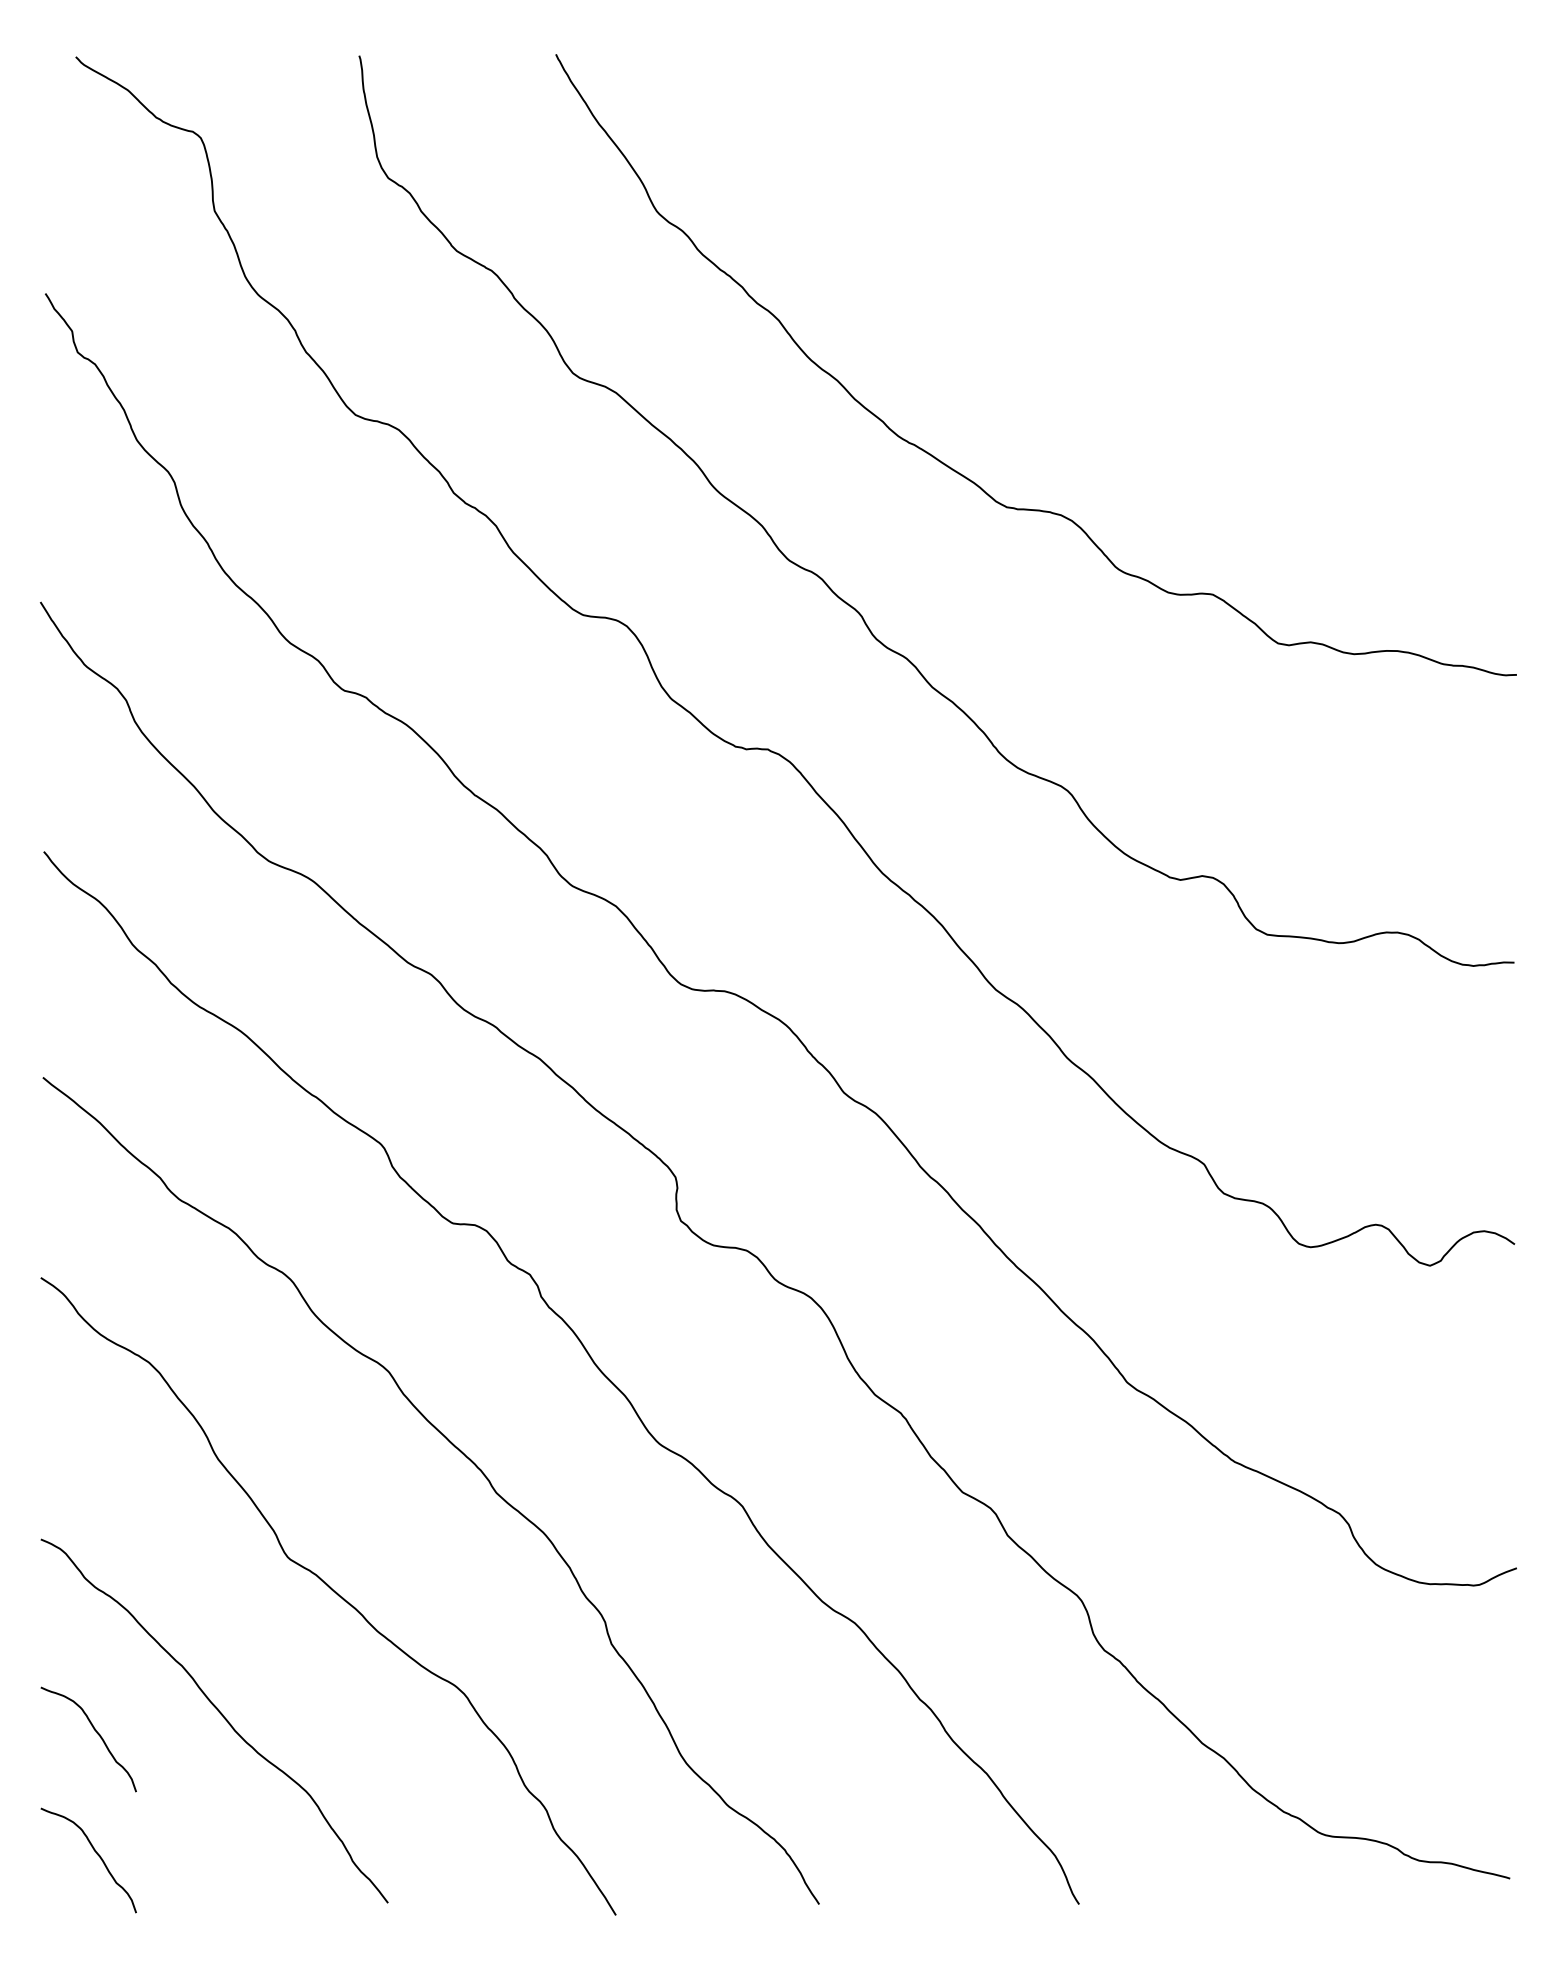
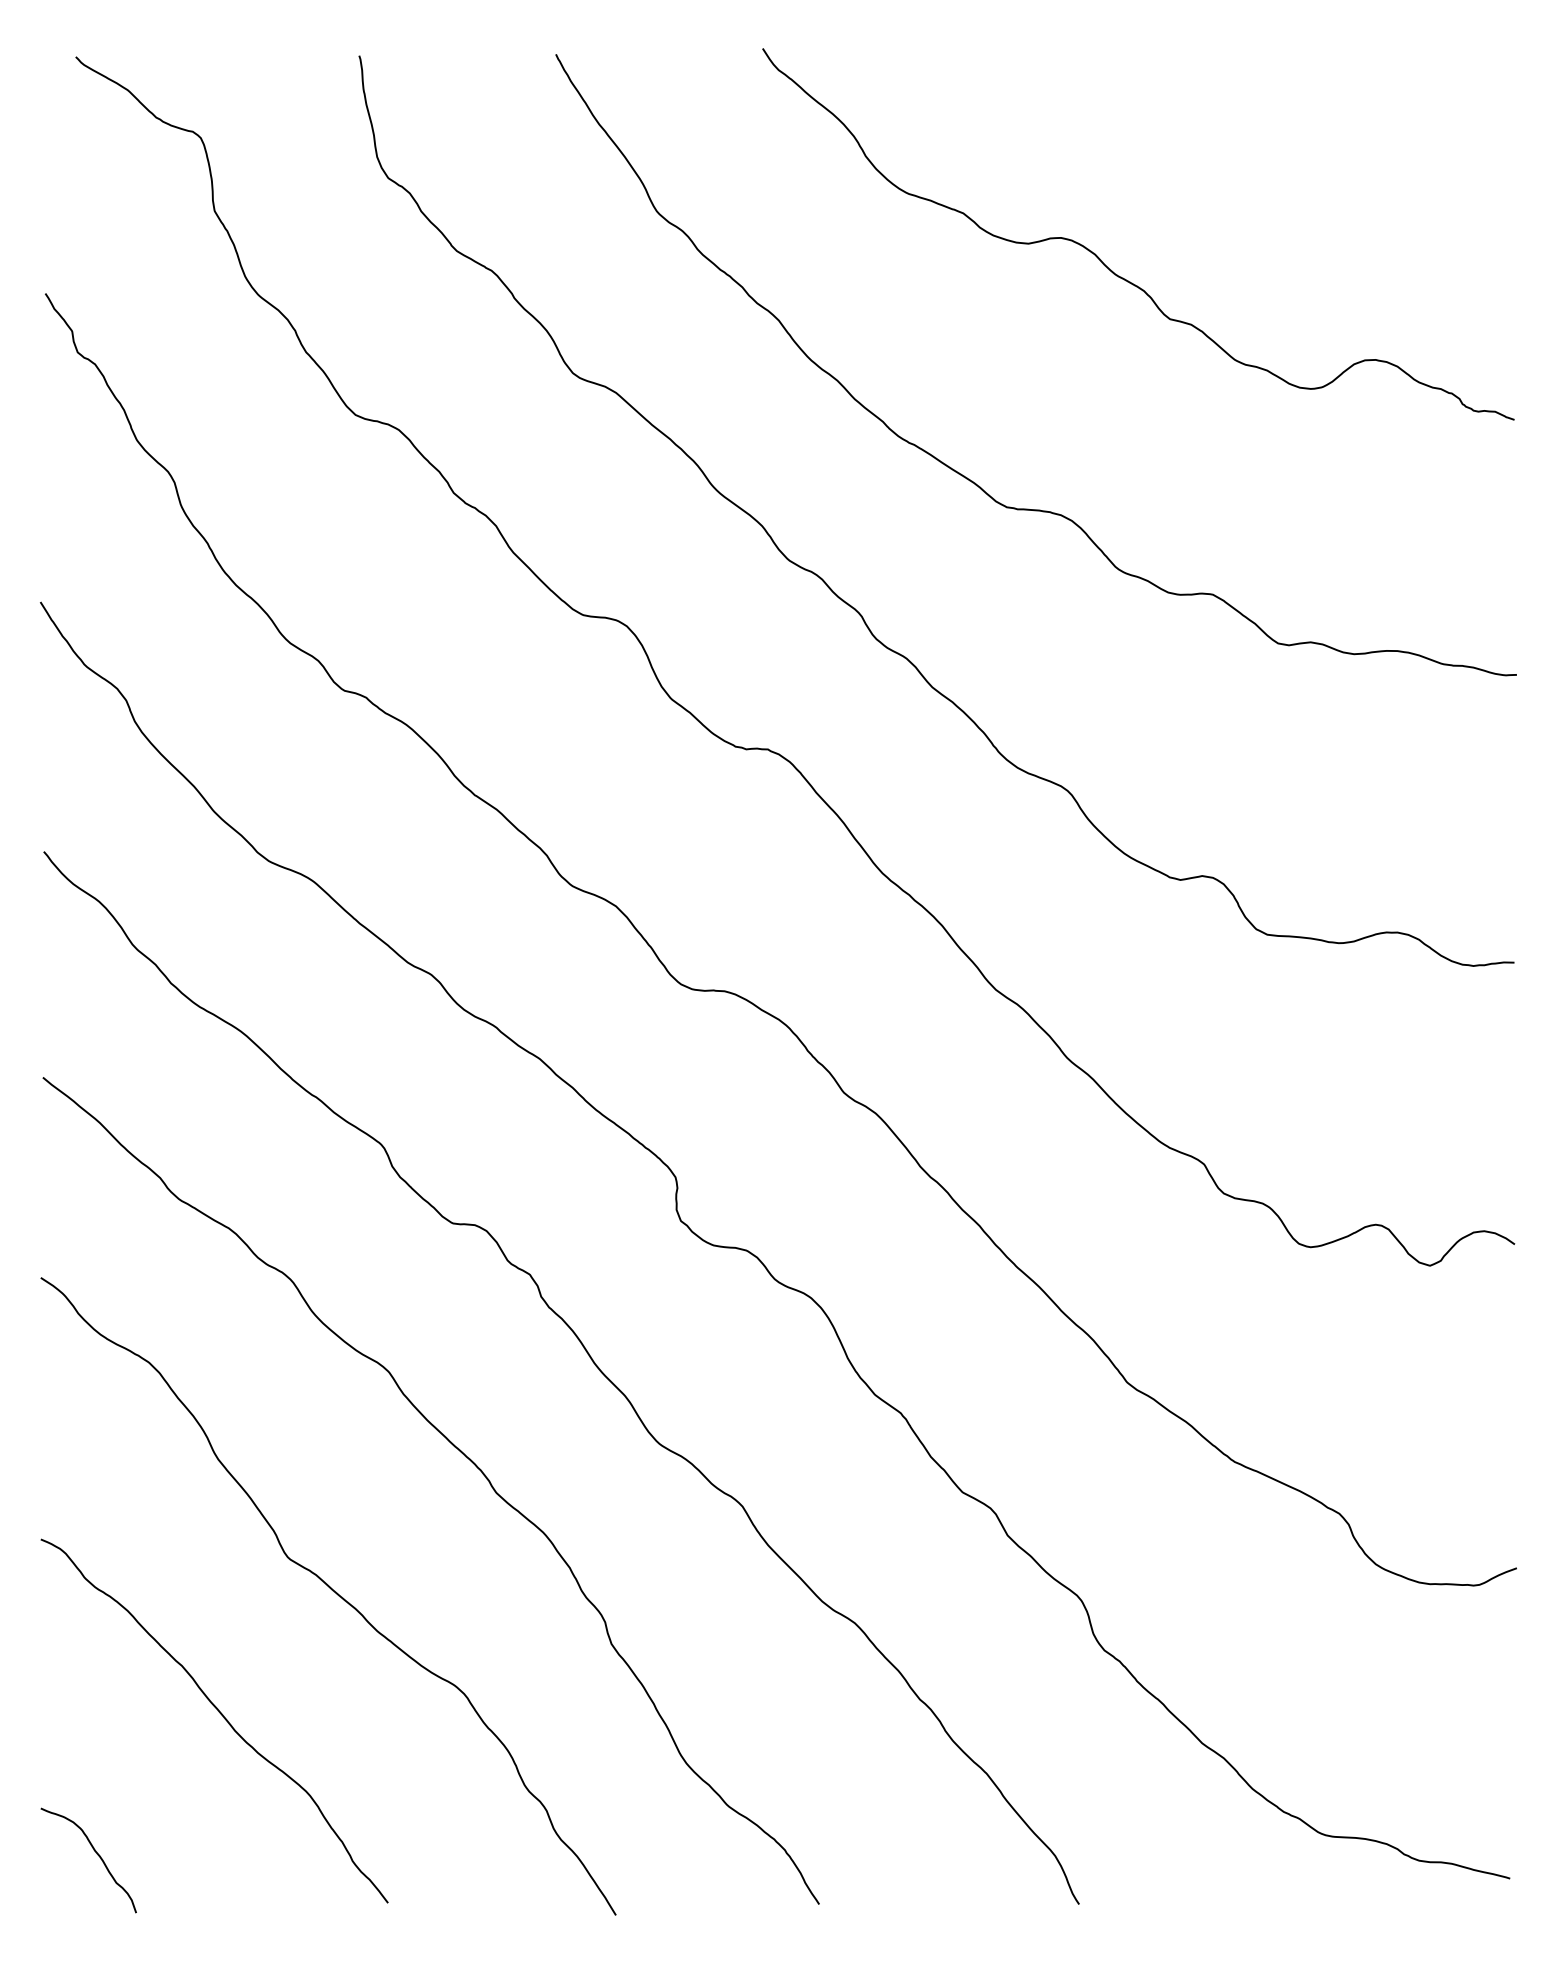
curve: none -> present (1112, 270)
curve: present -> none (96, 1733)
